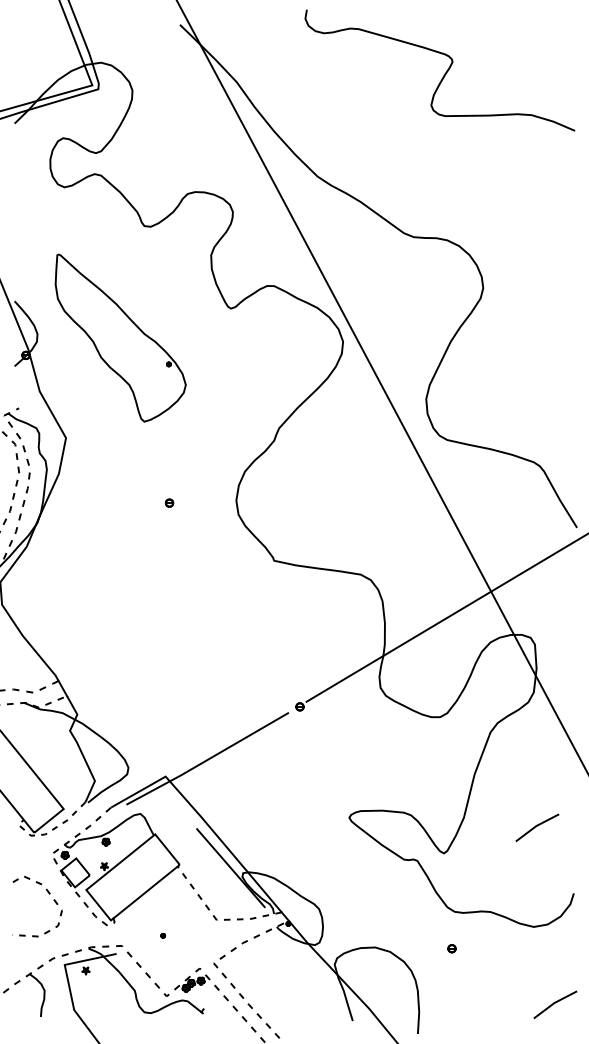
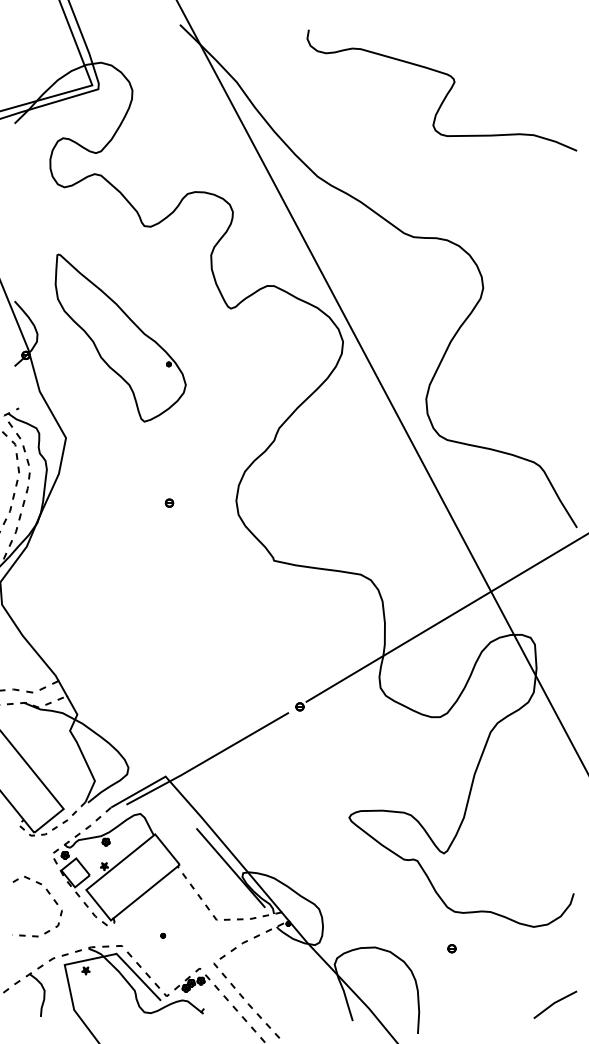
curve position: (444, 73) -> (446, 93) (446, 93)
line: present -> none (537, 826)
line: none -> present (138, 976)
